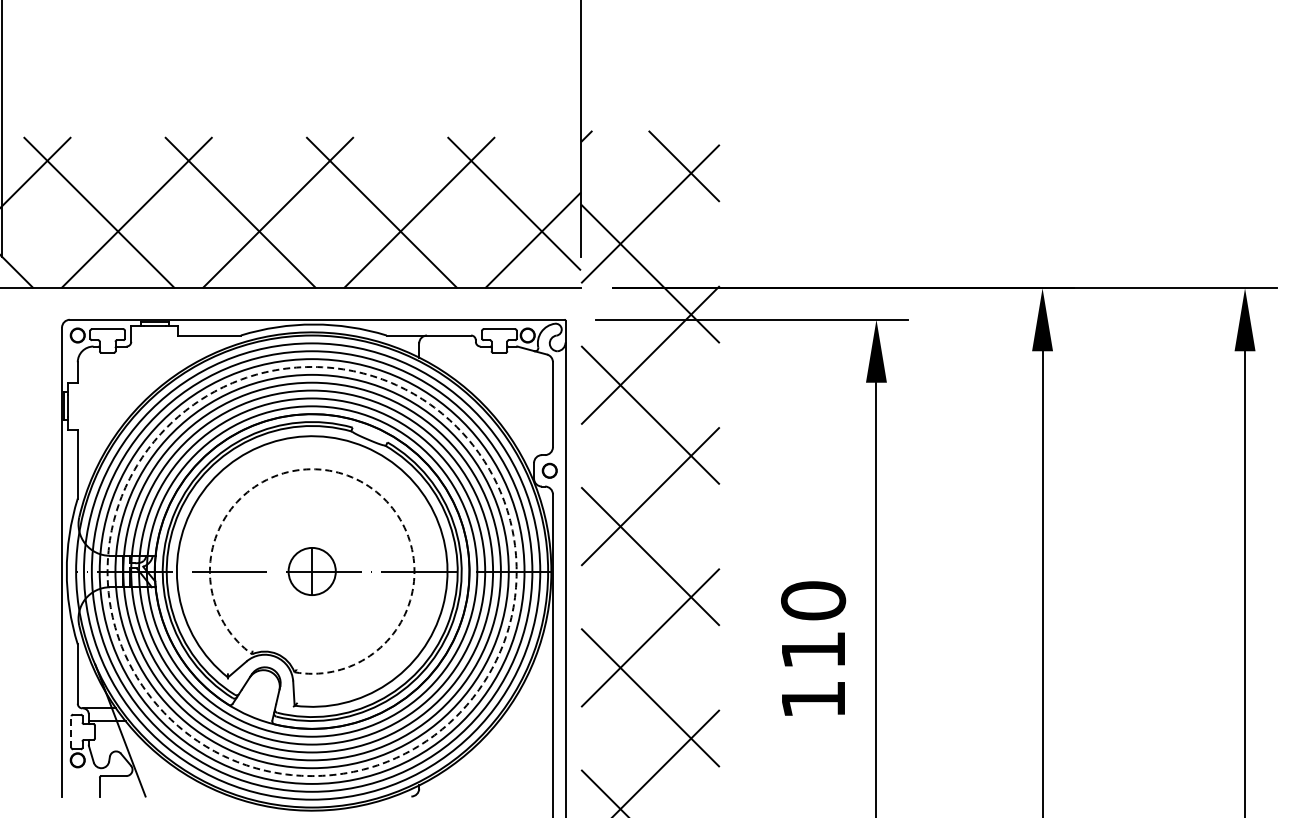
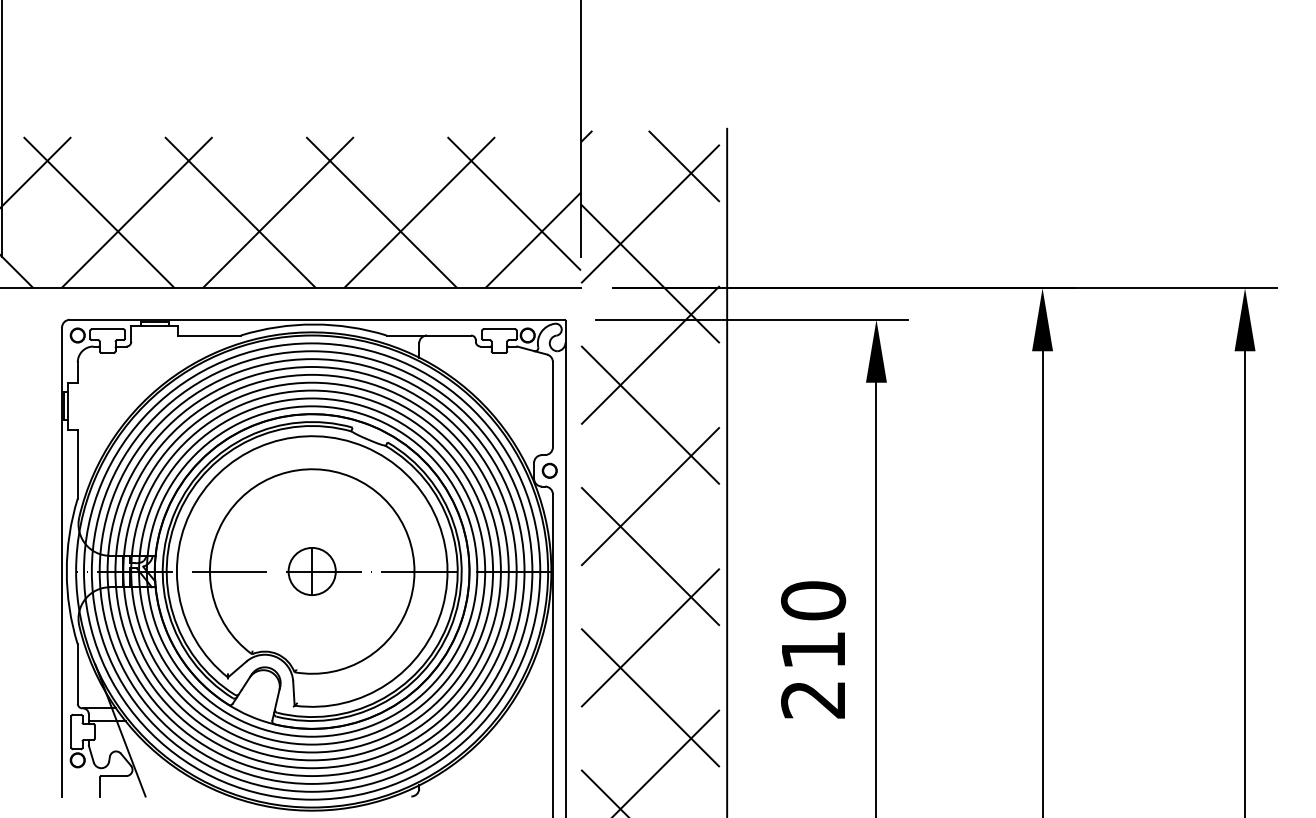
line: none -> present (727, 471)
arc: dashed -> solid (352, 477)
circle: dashed -> solid (311, 571)
text: 110 -> 210 (812, 700)
line: dashed -> solid (71, 732)
